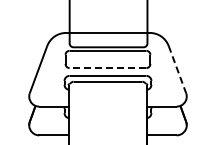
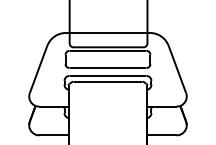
line: dashed -> solid (107, 68)
line: dashed -> solid (177, 70)
